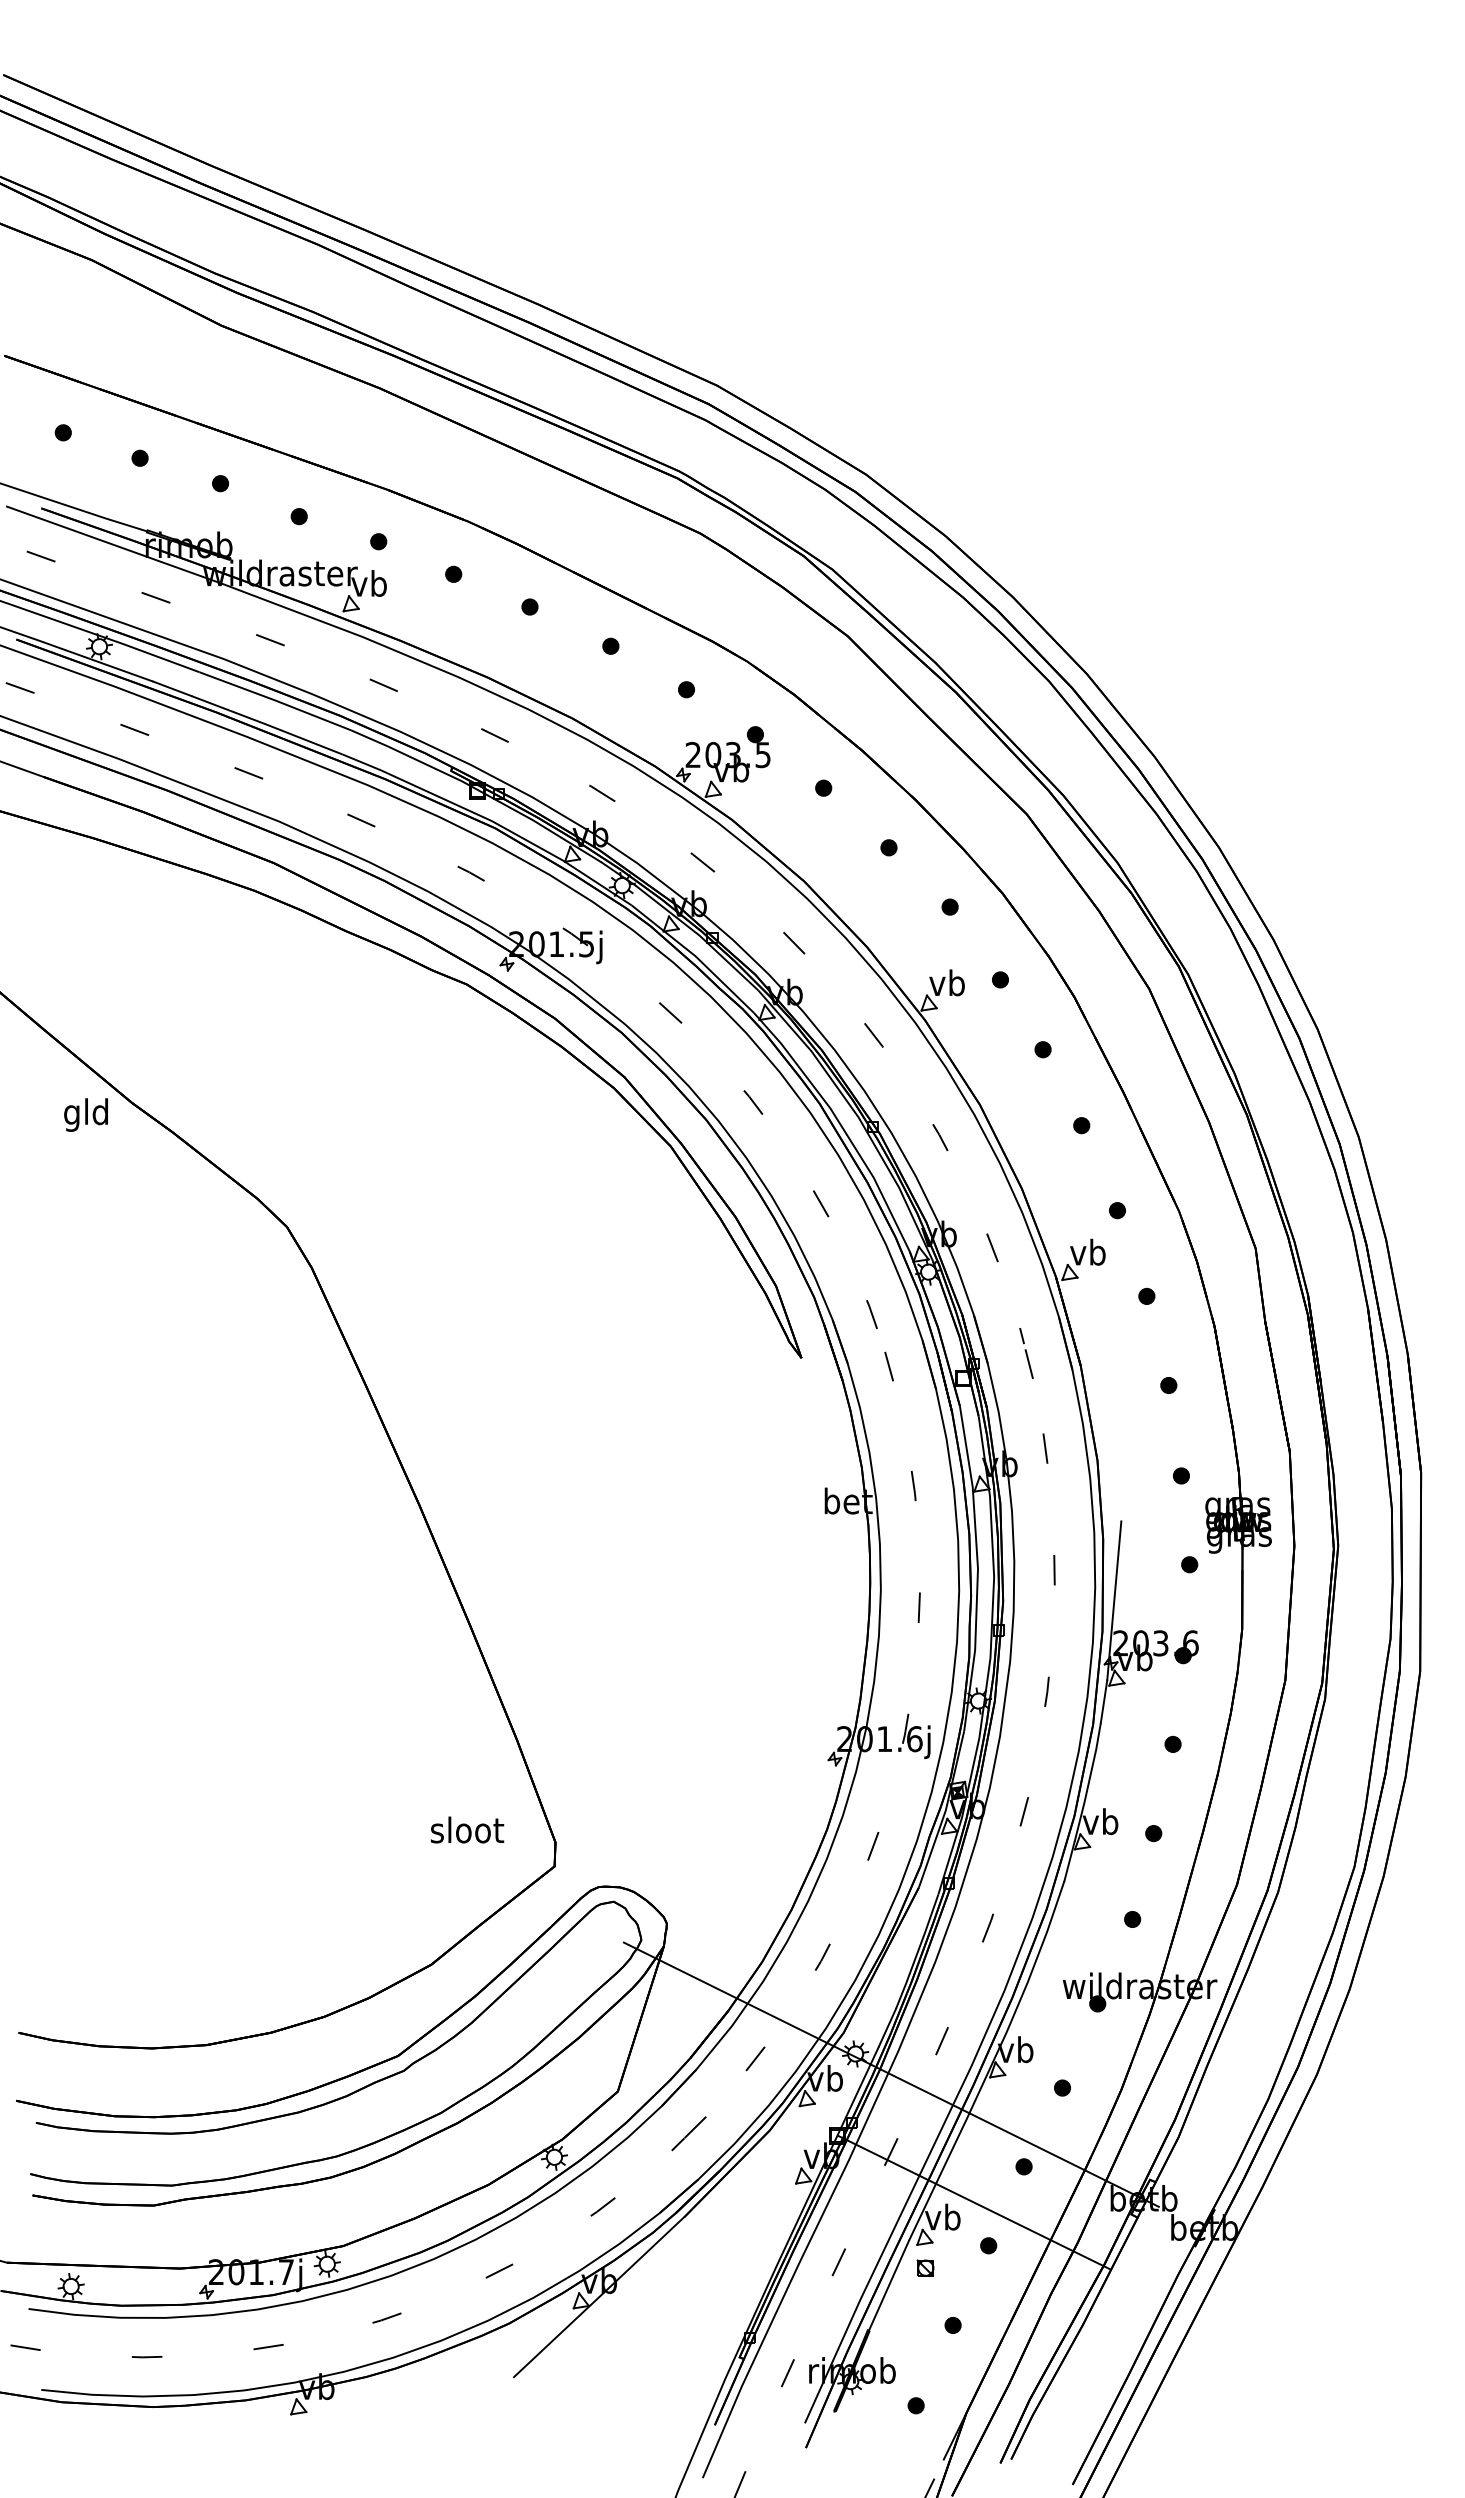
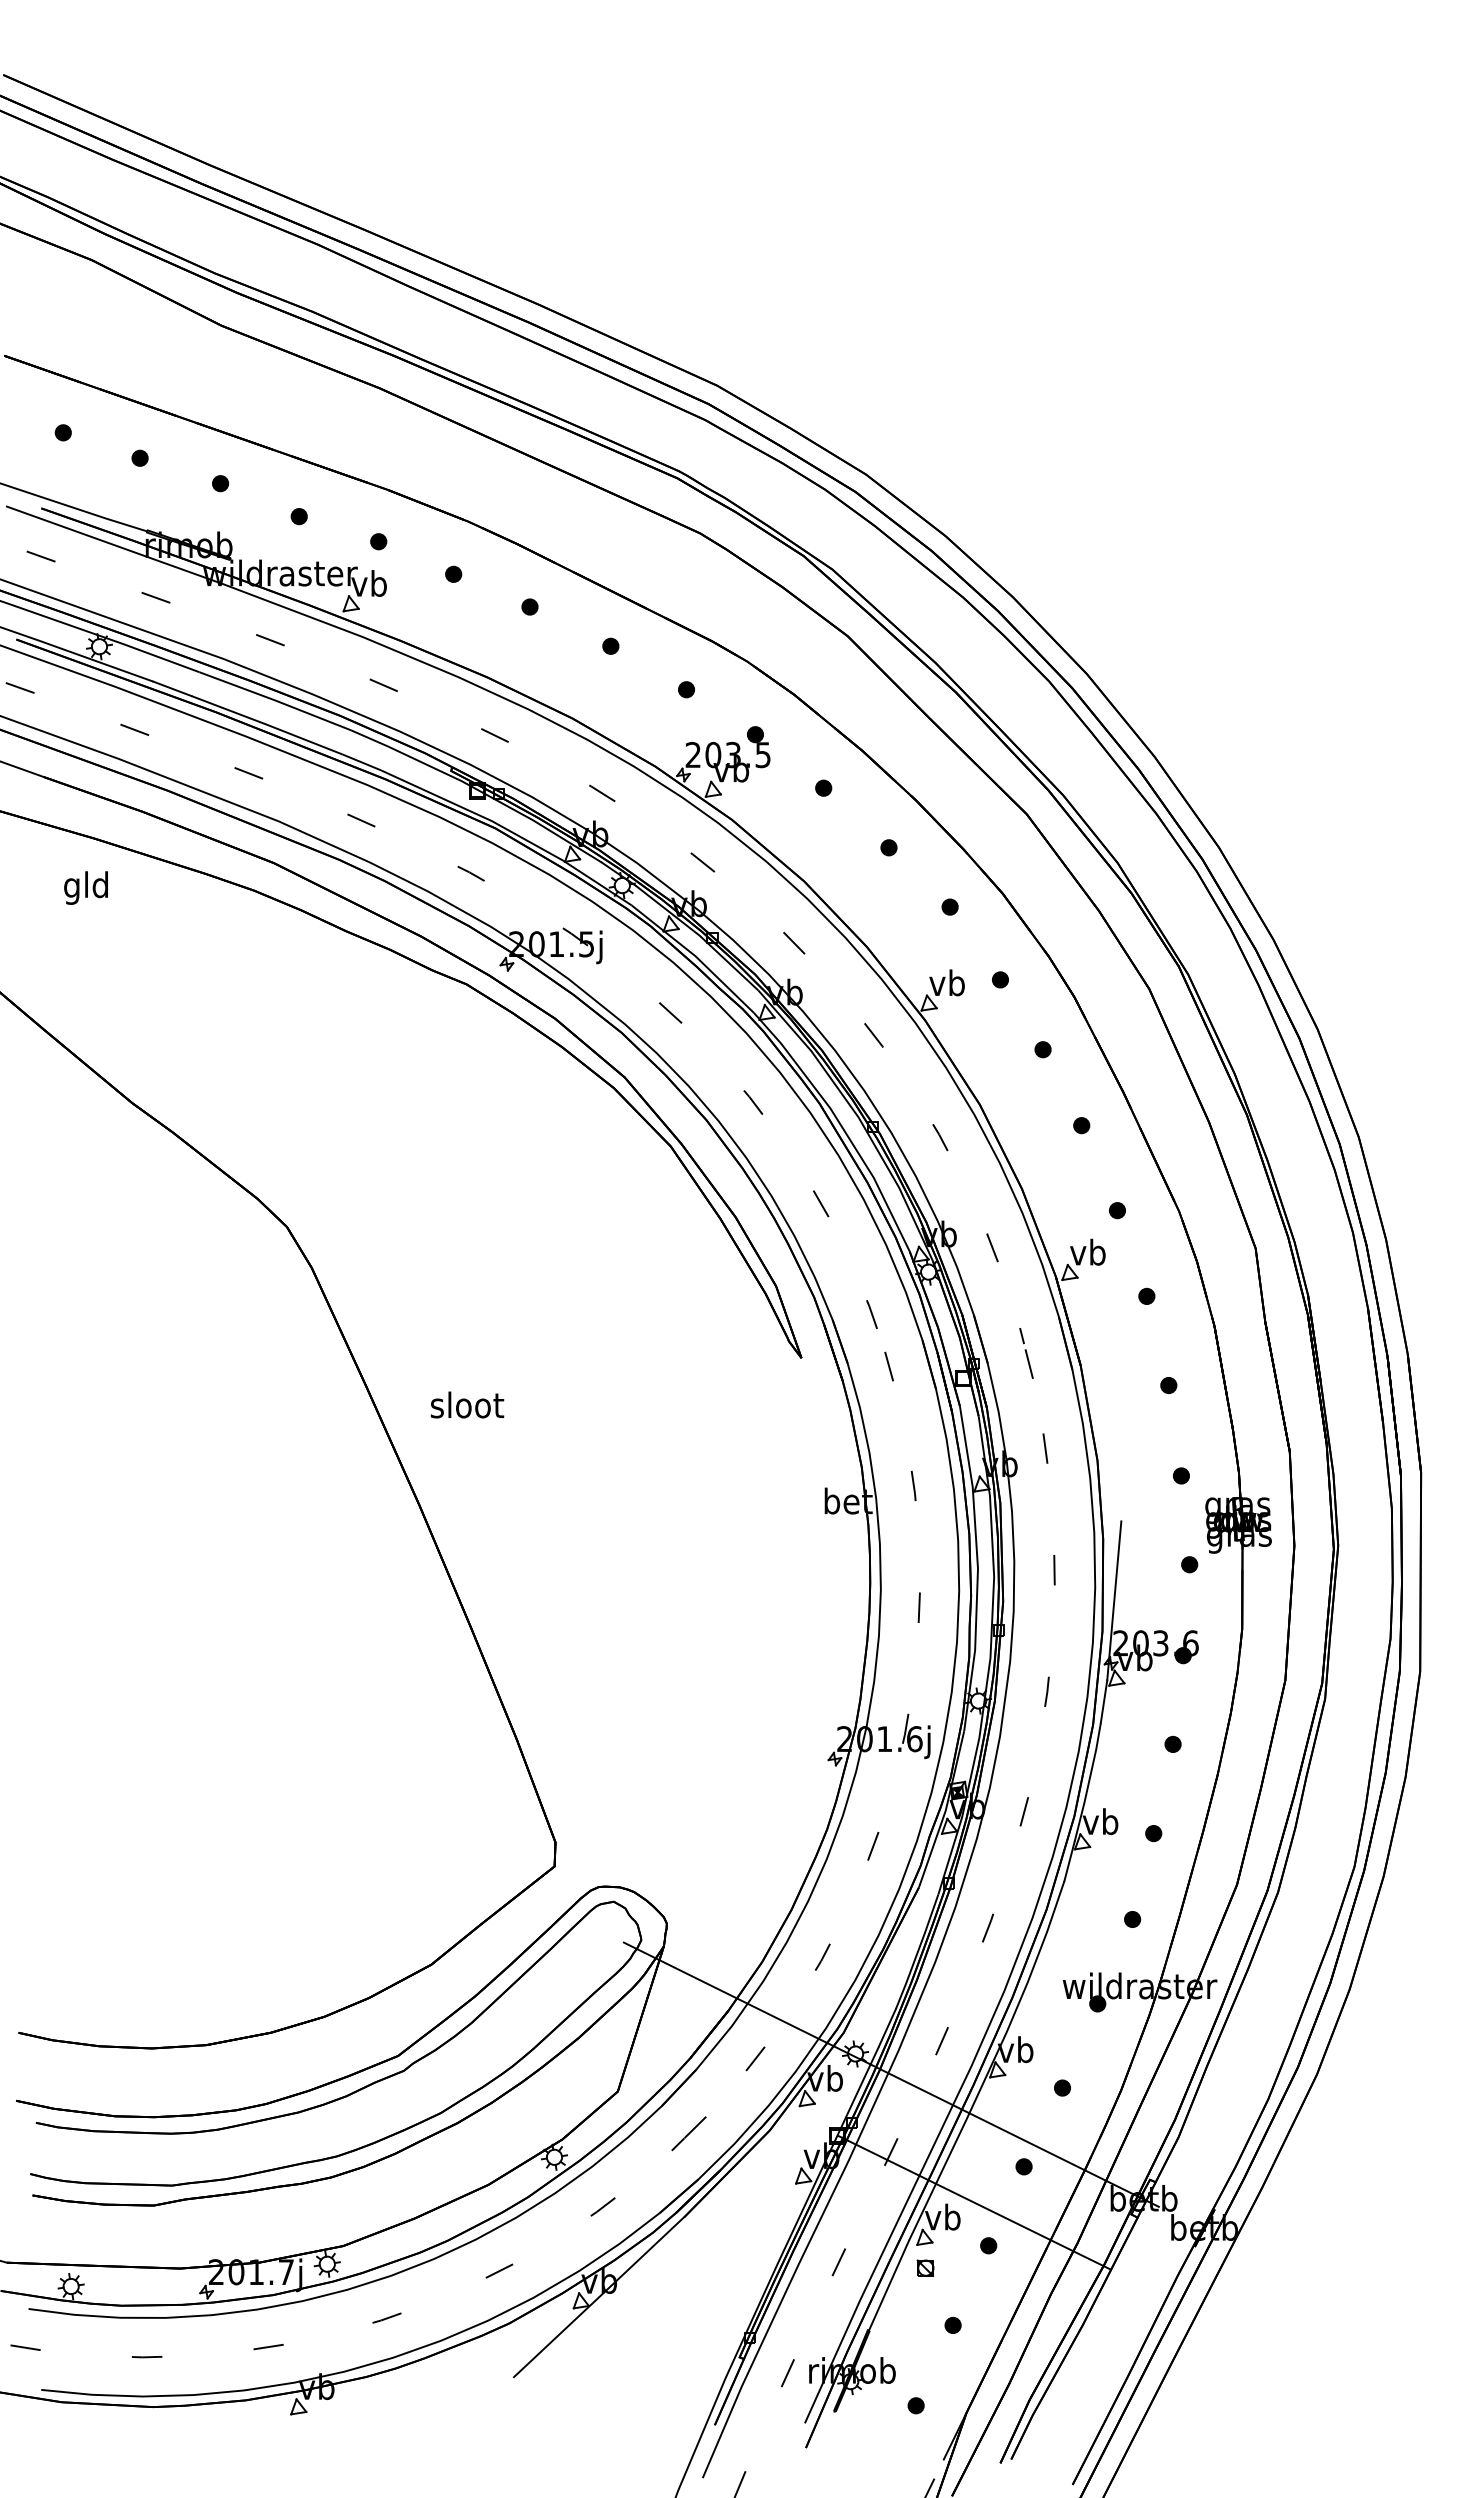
text position: (85, 1114) -> (85, 887) (85, 887)
text position: (467, 1829) -> (467, 1404) (467, 1404)
